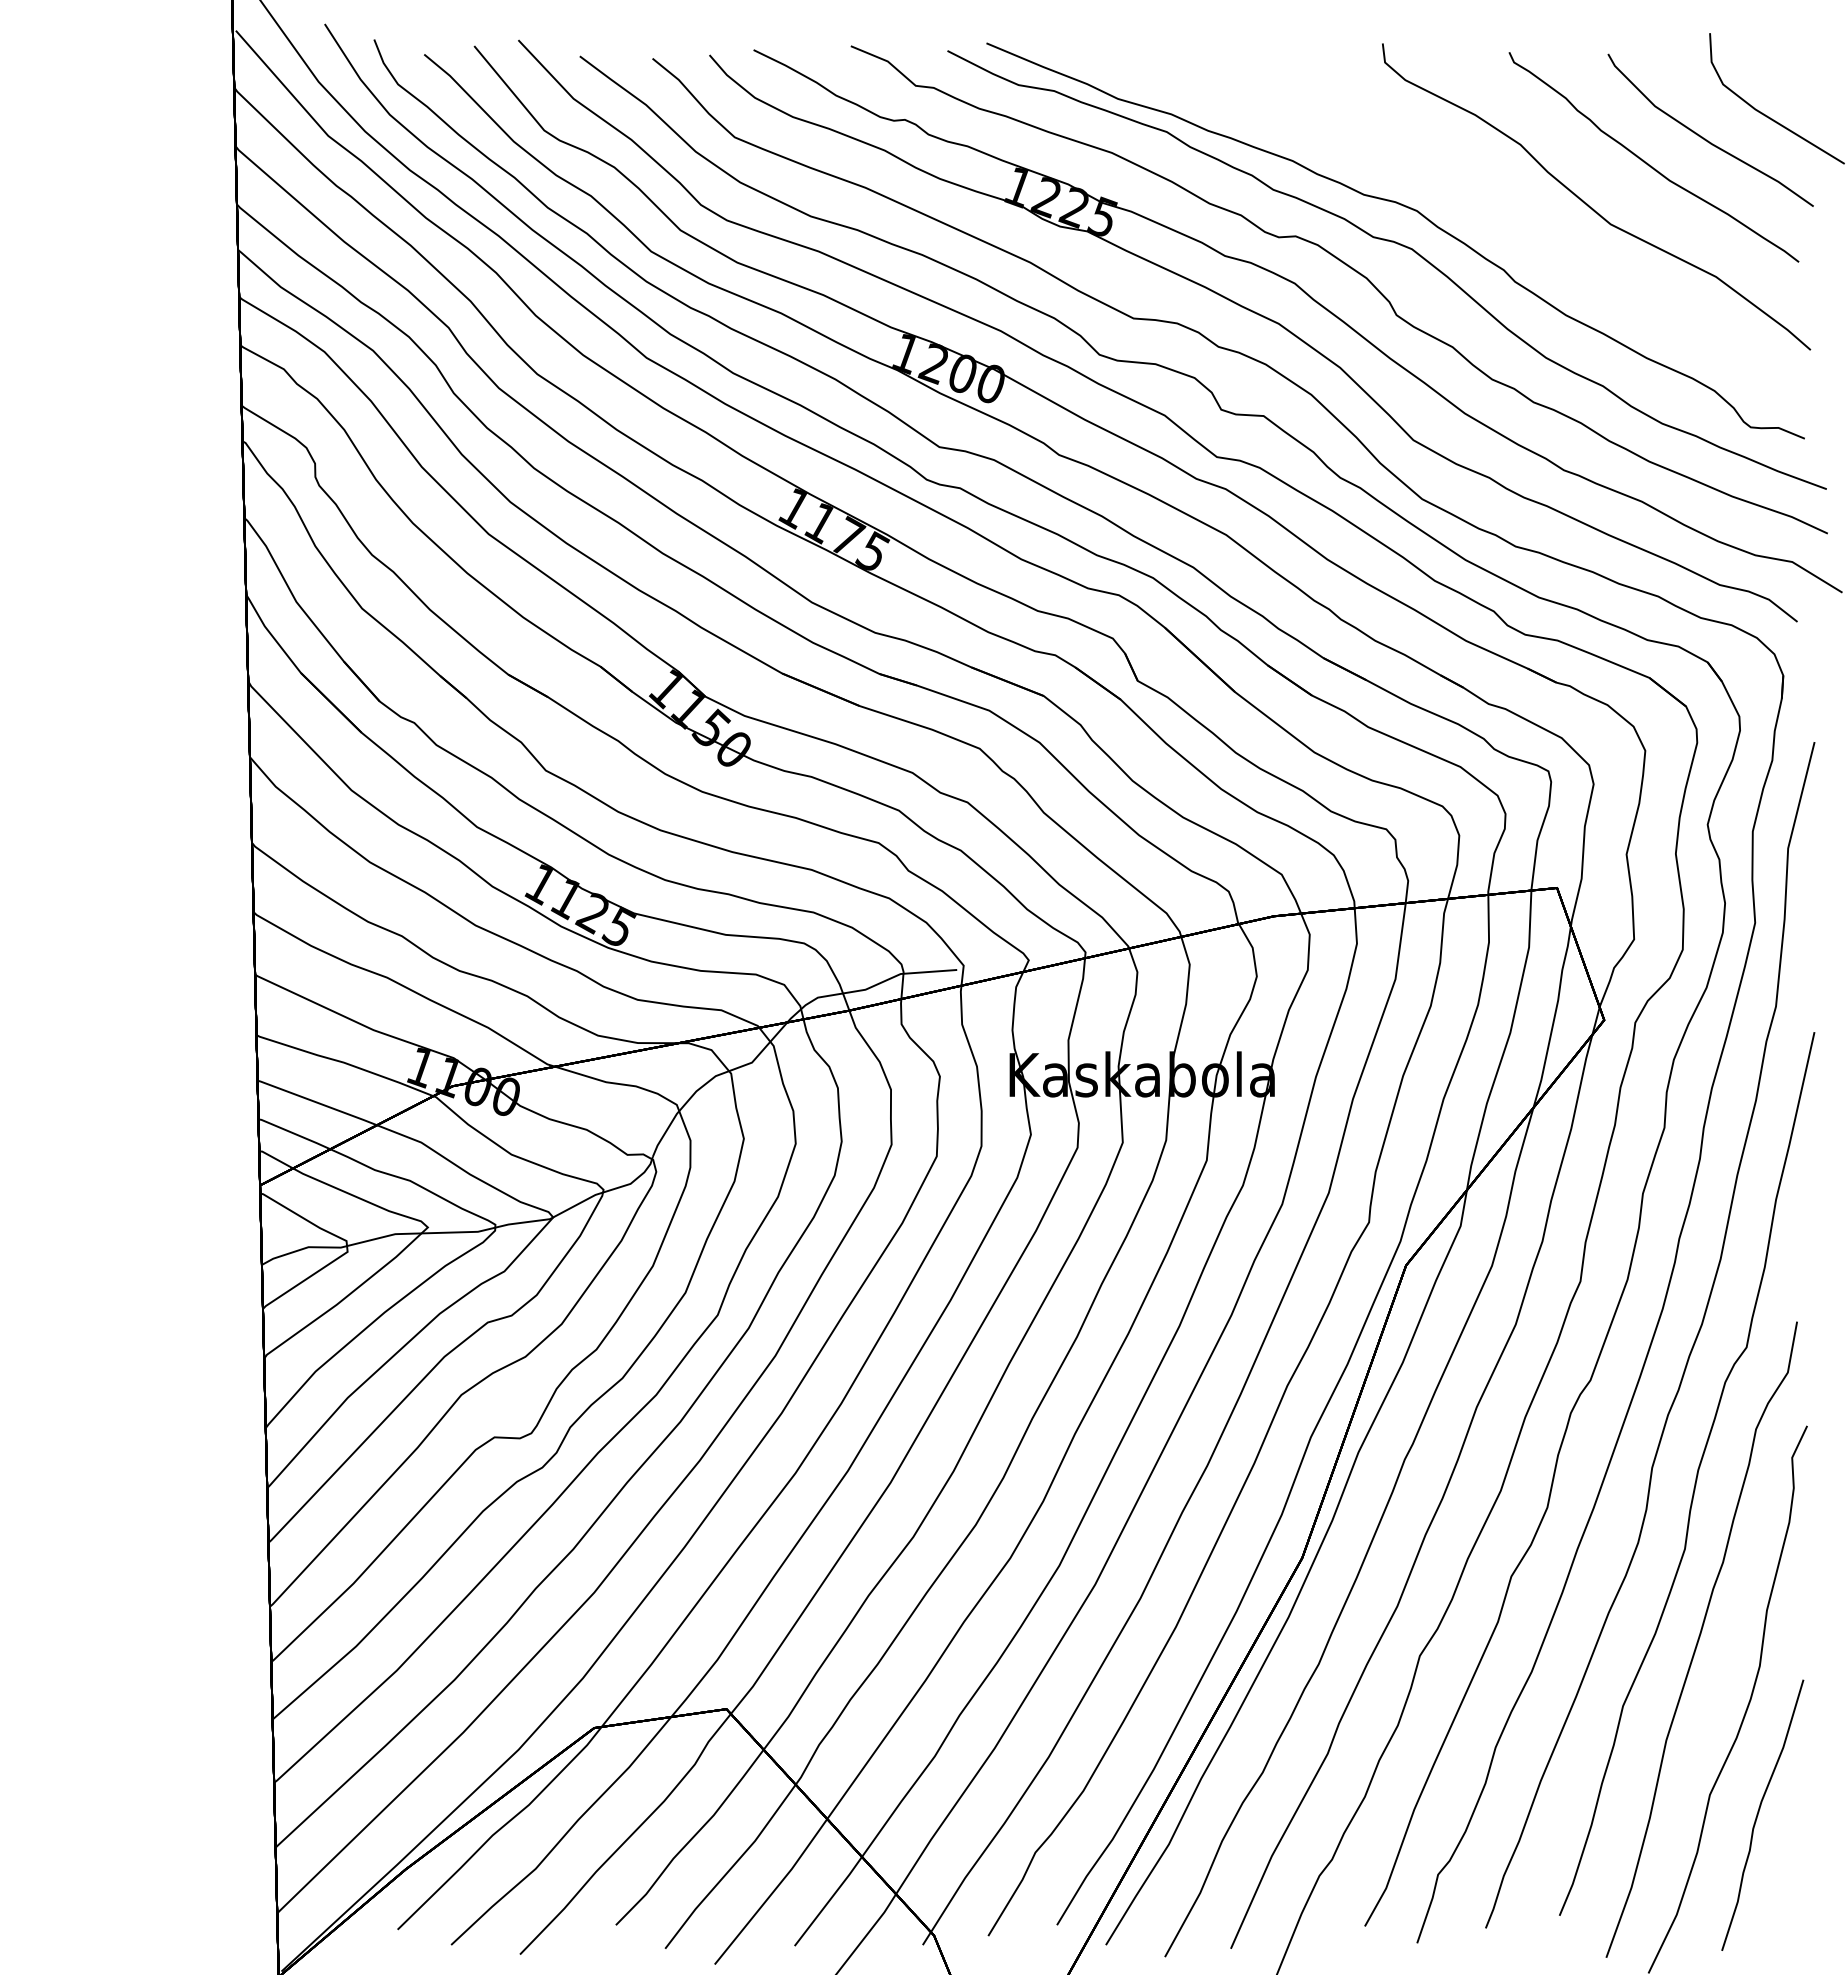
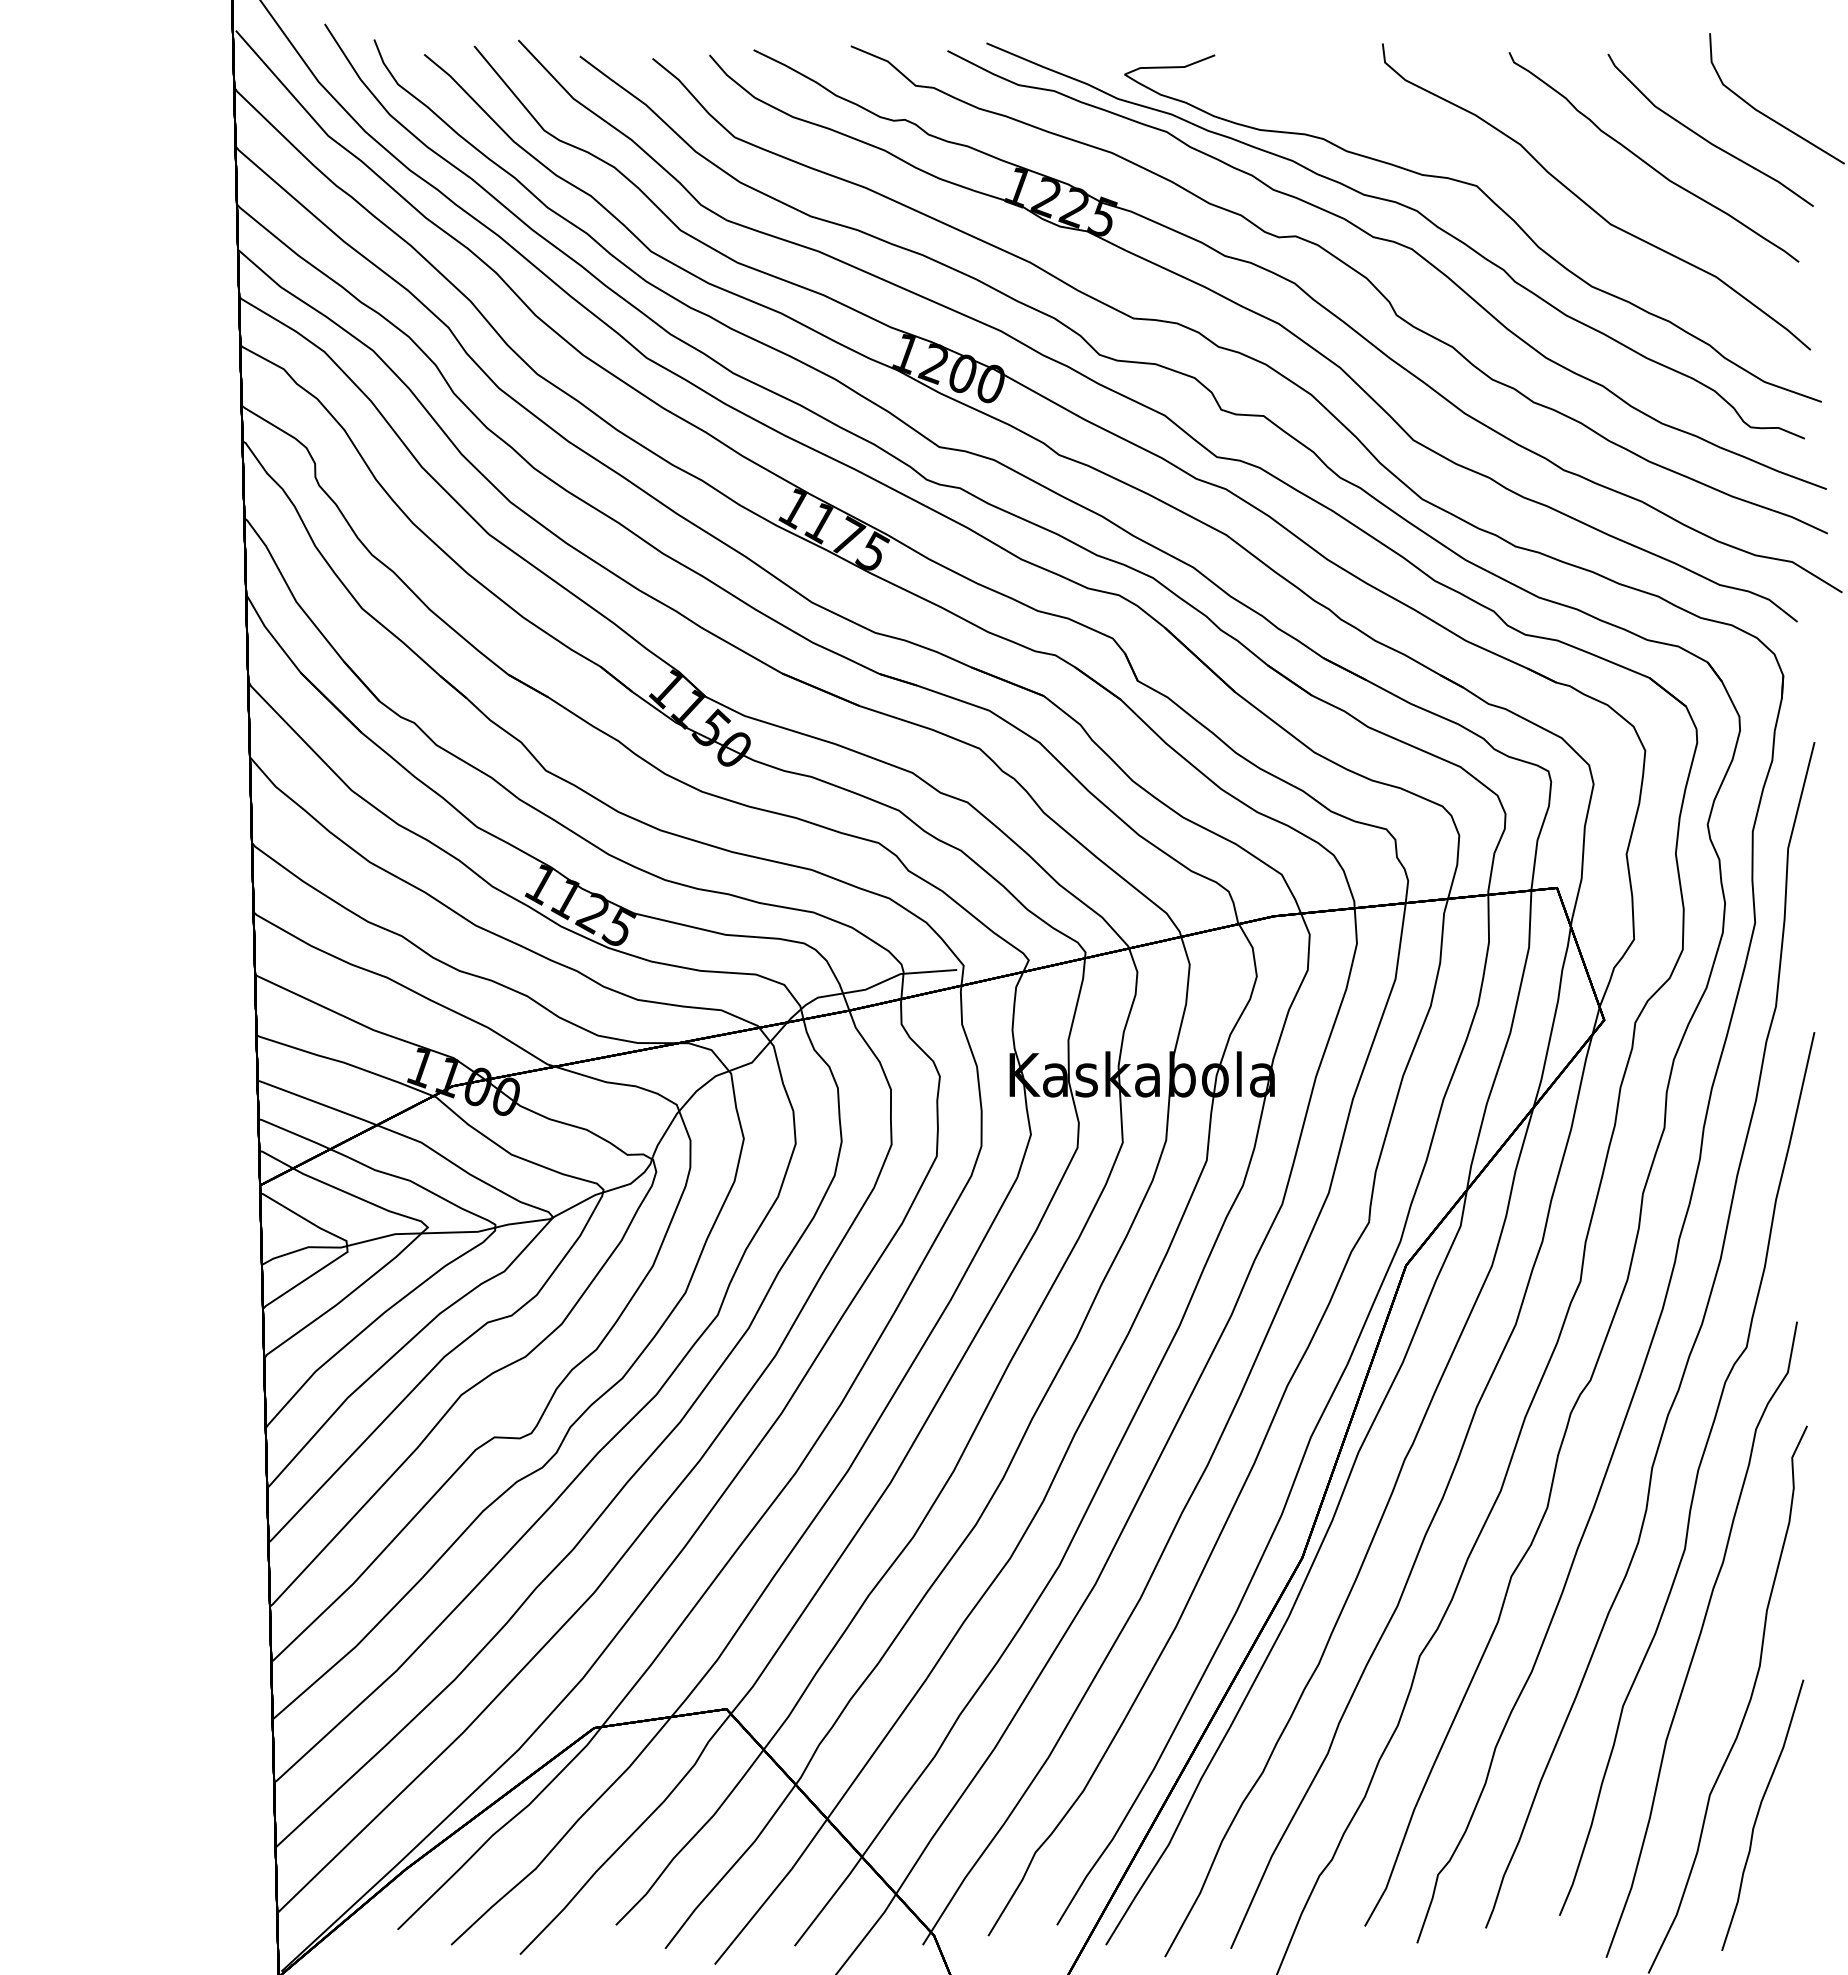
part: none -> present (1495, 205)
